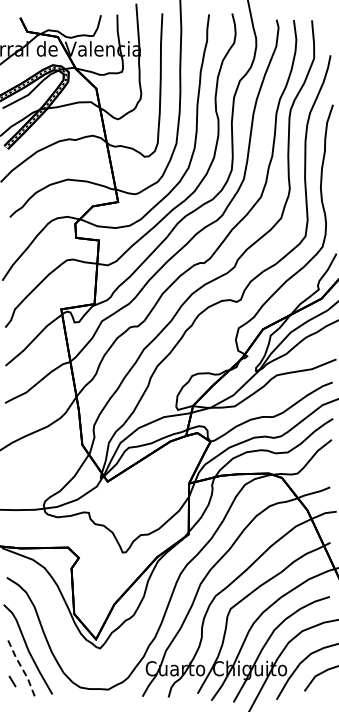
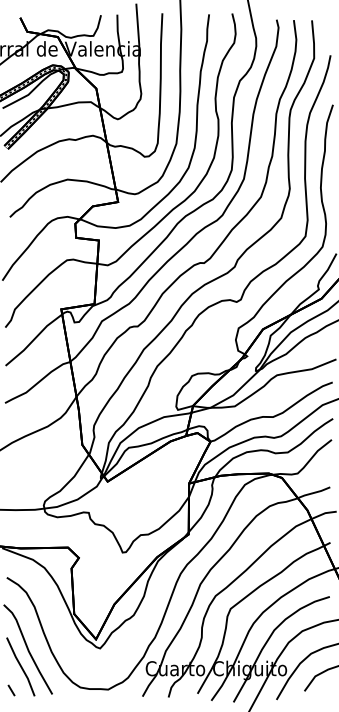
line: dashed -> solid (21, 666)
line position: (12, 681) -> (11, 690) (11, 690)
